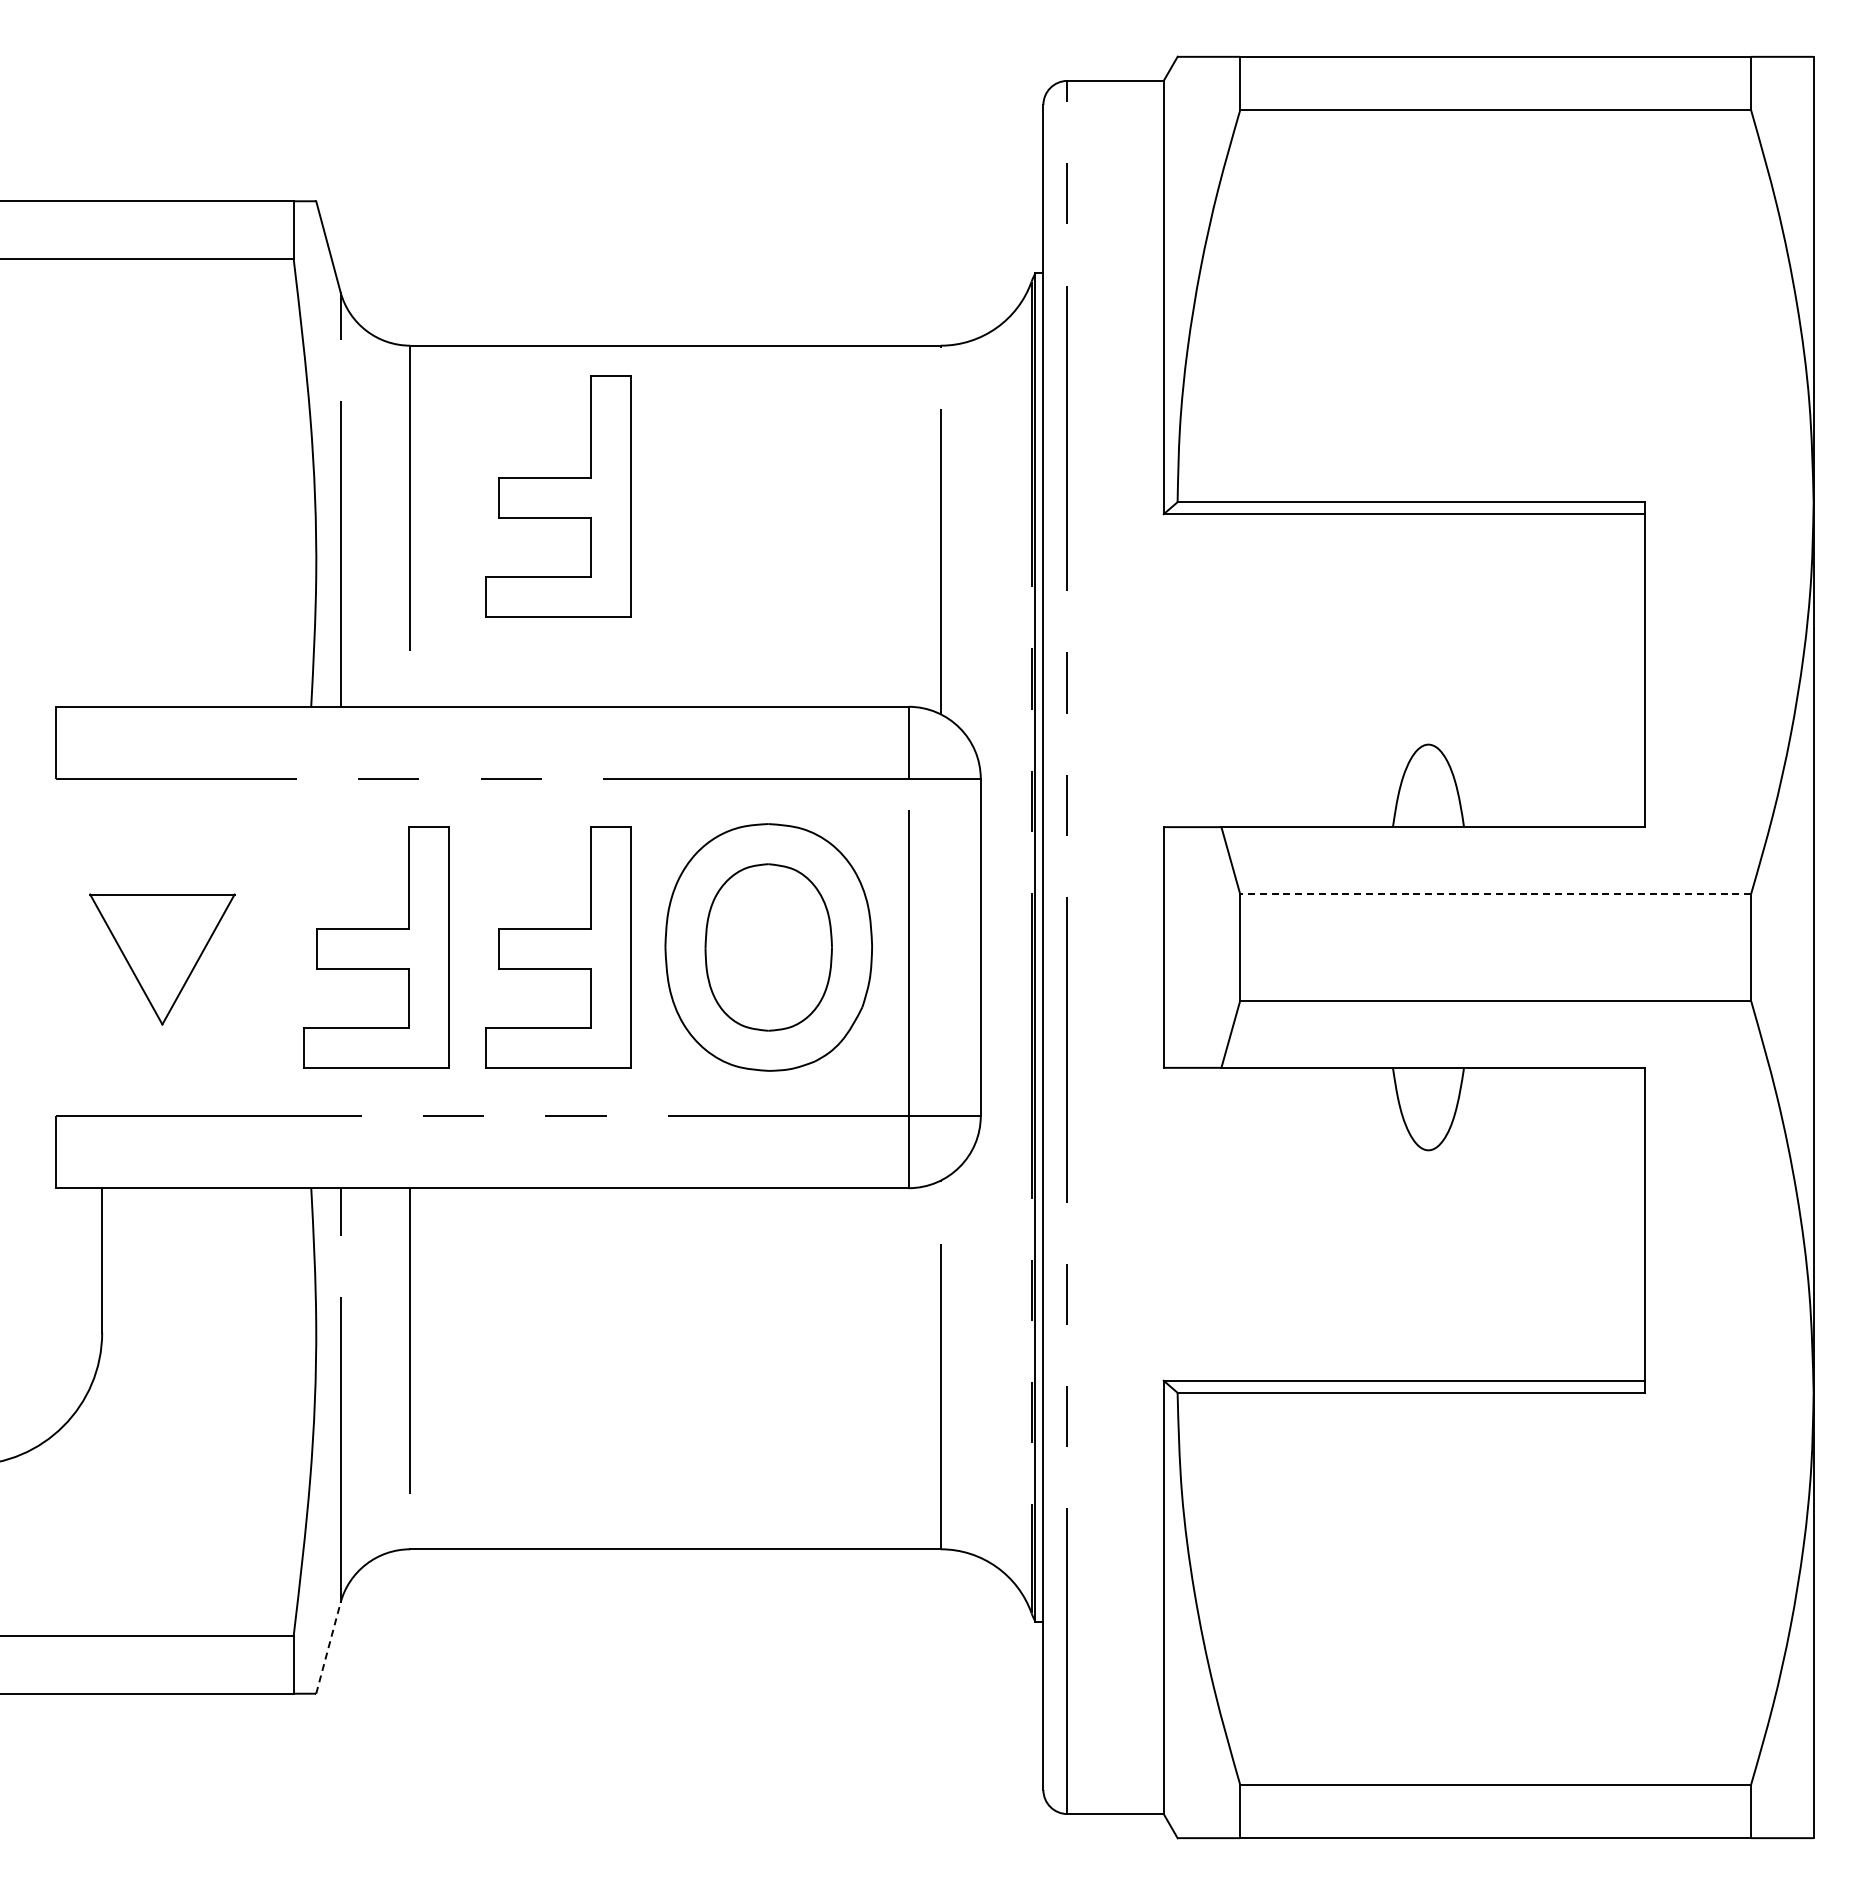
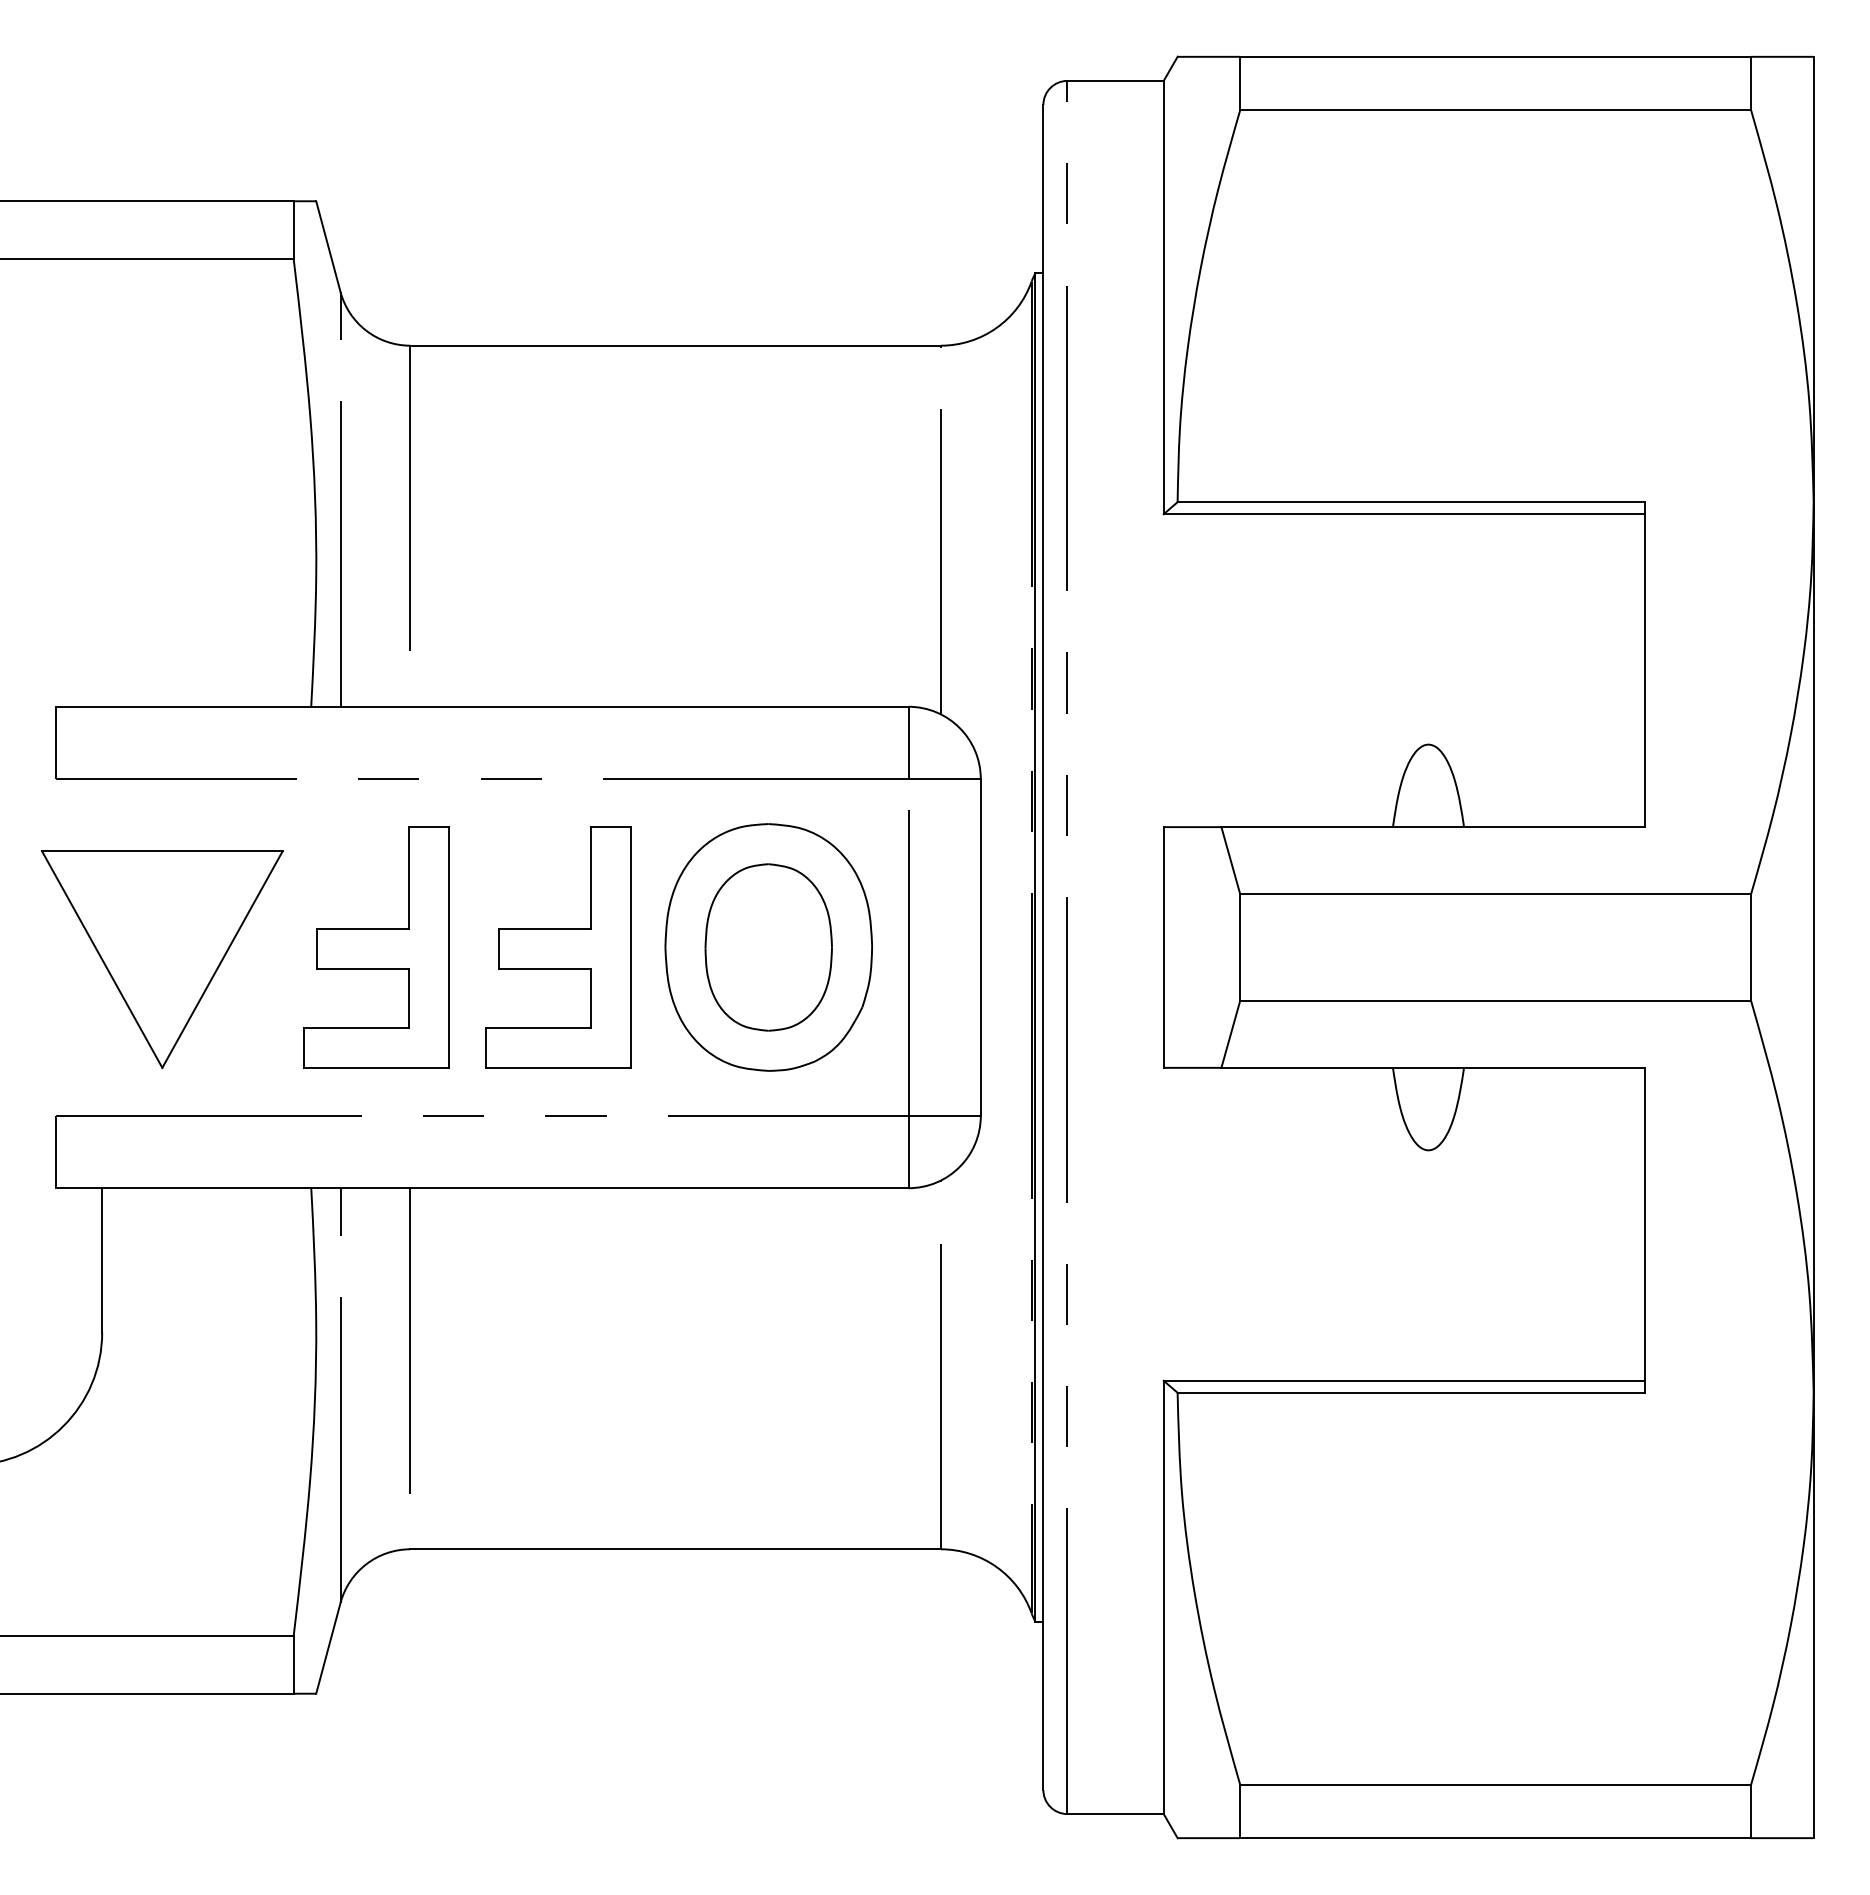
part: present -> none (558, 496)
line: dashed -> solid (1495, 893)
part size: 147x133 px -> 243x219 px (162, 959)
line: dashed -> solid (328, 1647)
